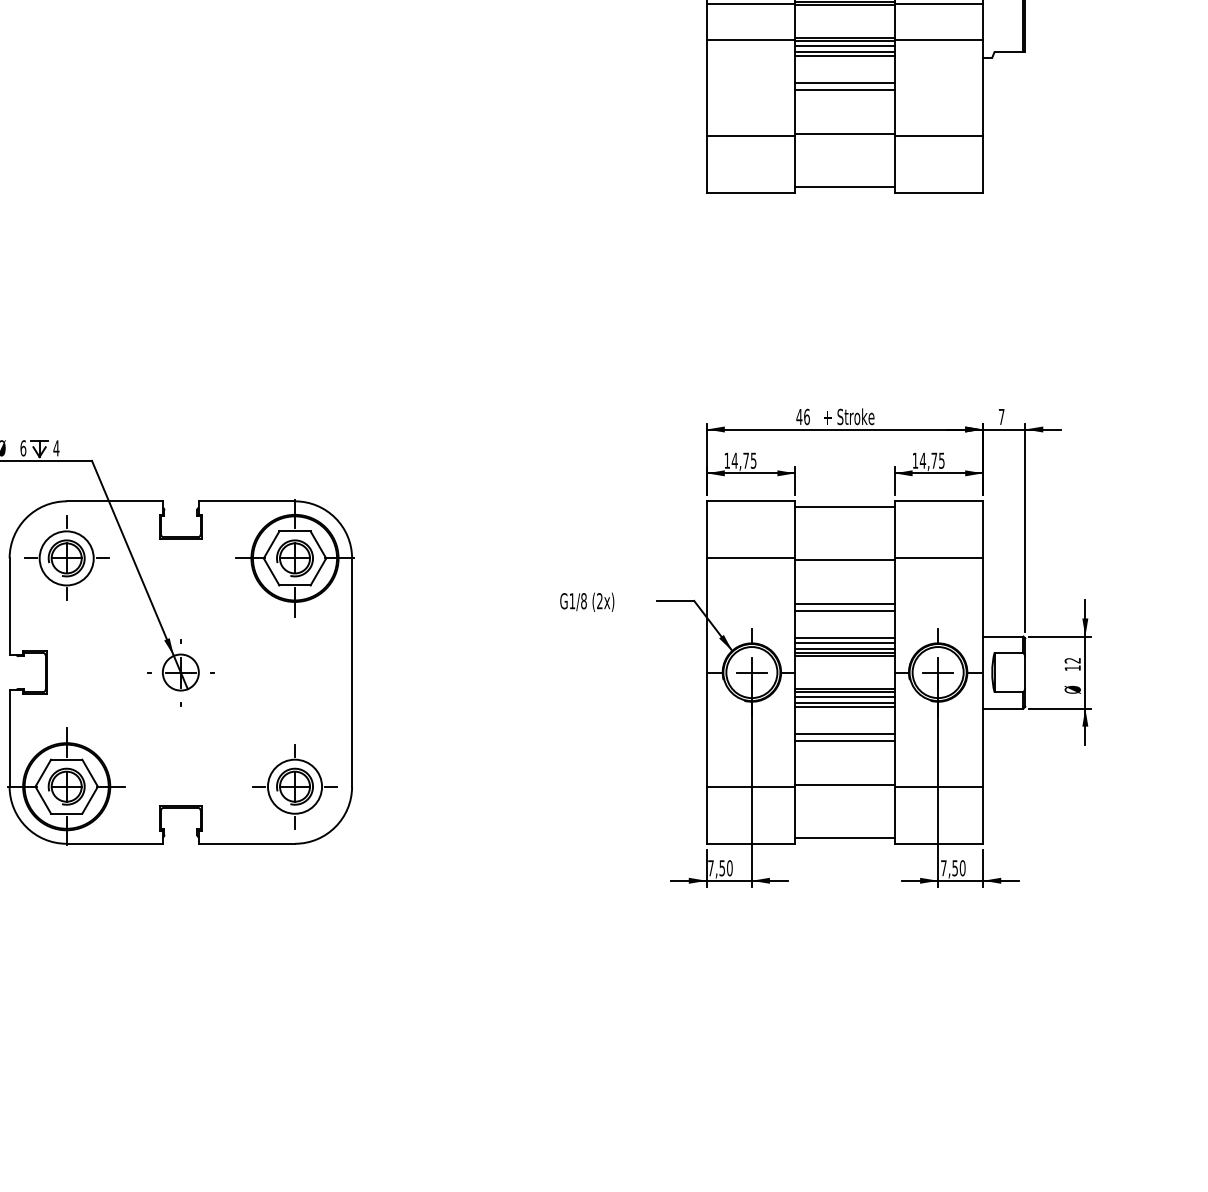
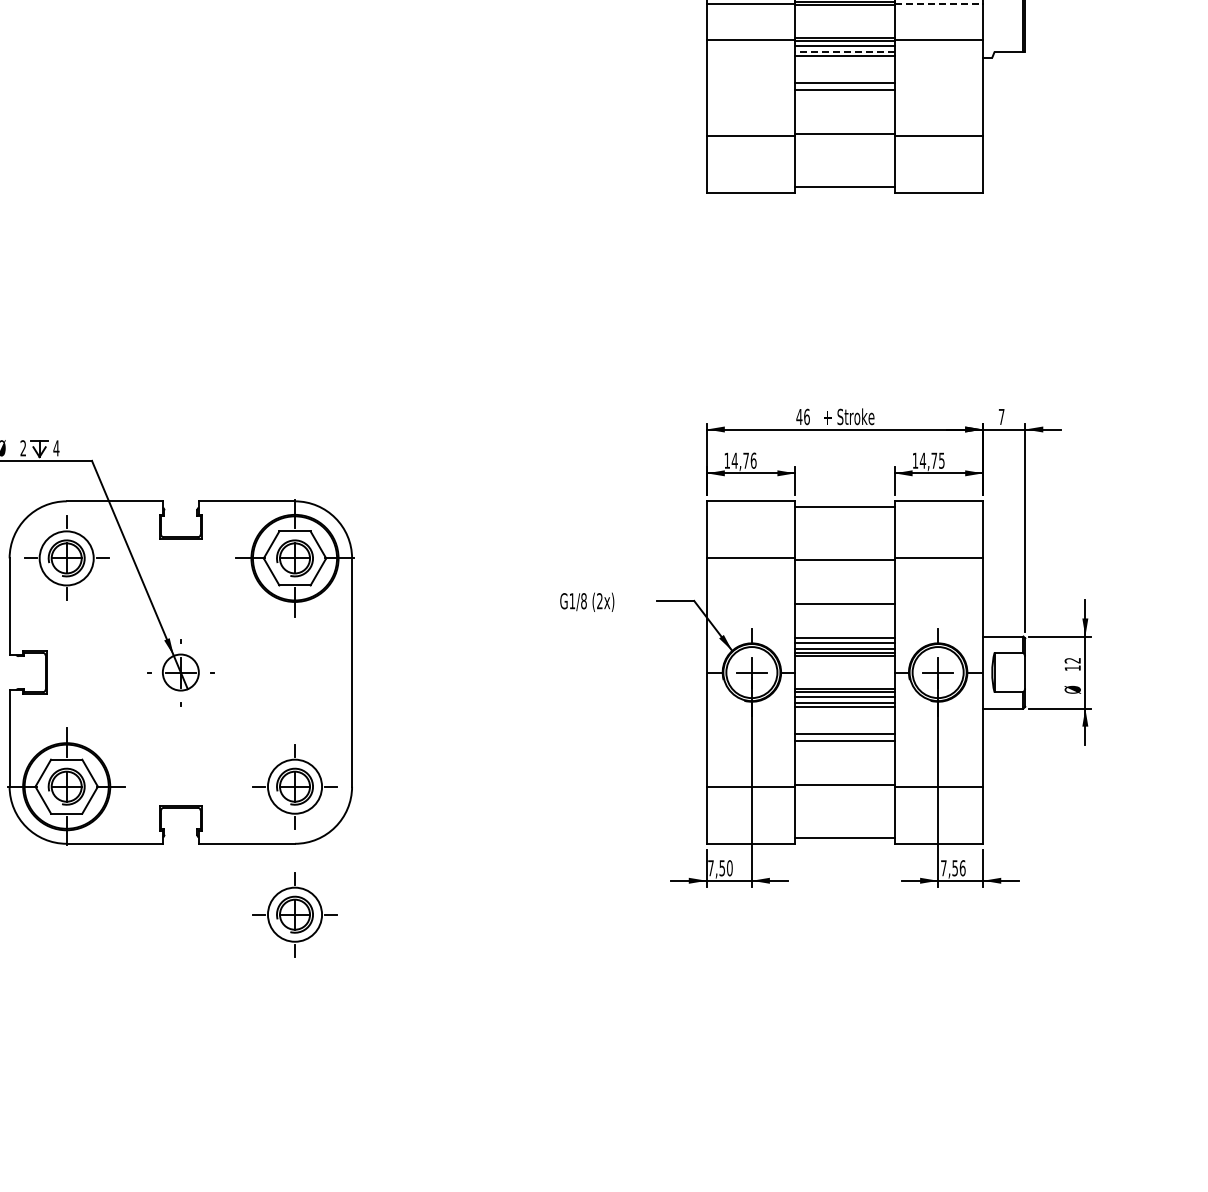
line: solid -> dashed (939, 3)
line: solid -> dashed (845, 51)
text: 6 -> 2 (23, 448)
text: 14,75 -> 14,76 (753, 460)
line: present -> none (844, 611)
text: 7,50 -> 7,56 (962, 868)
part: none -> present (294, 914)
